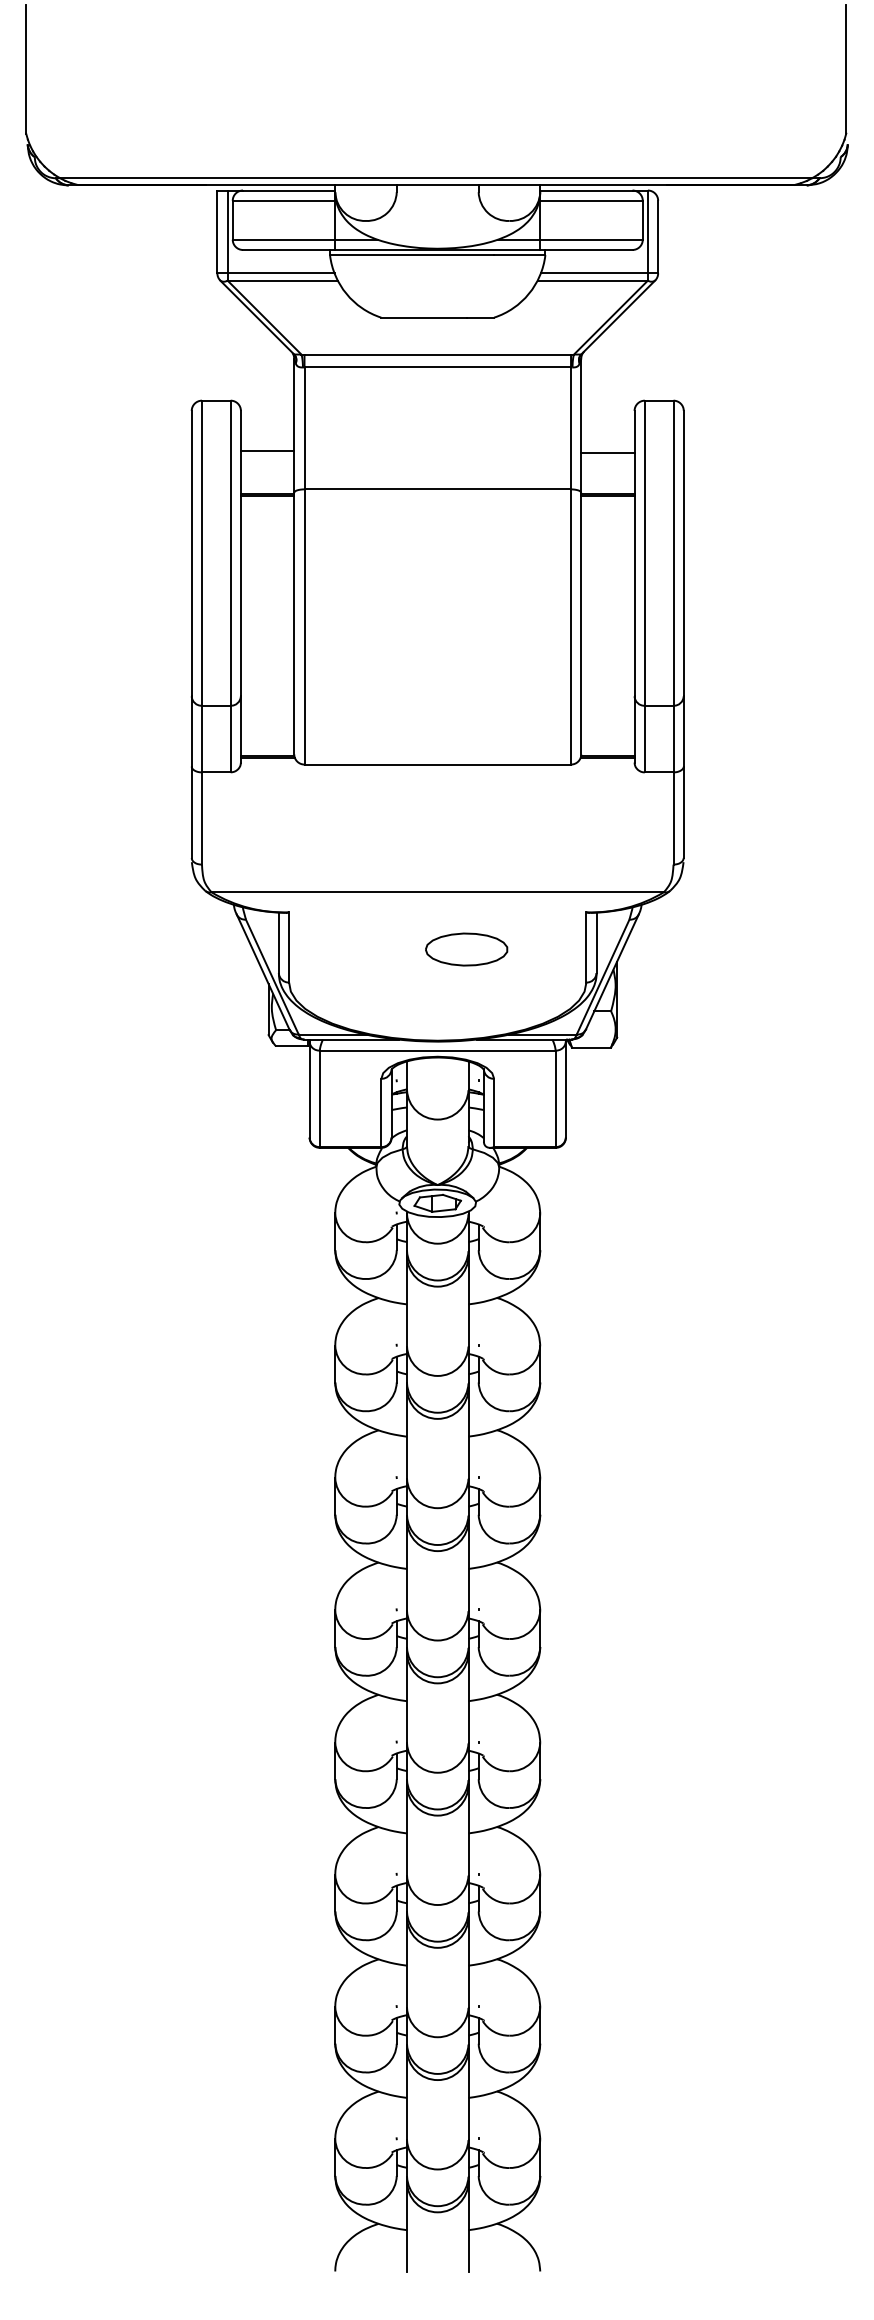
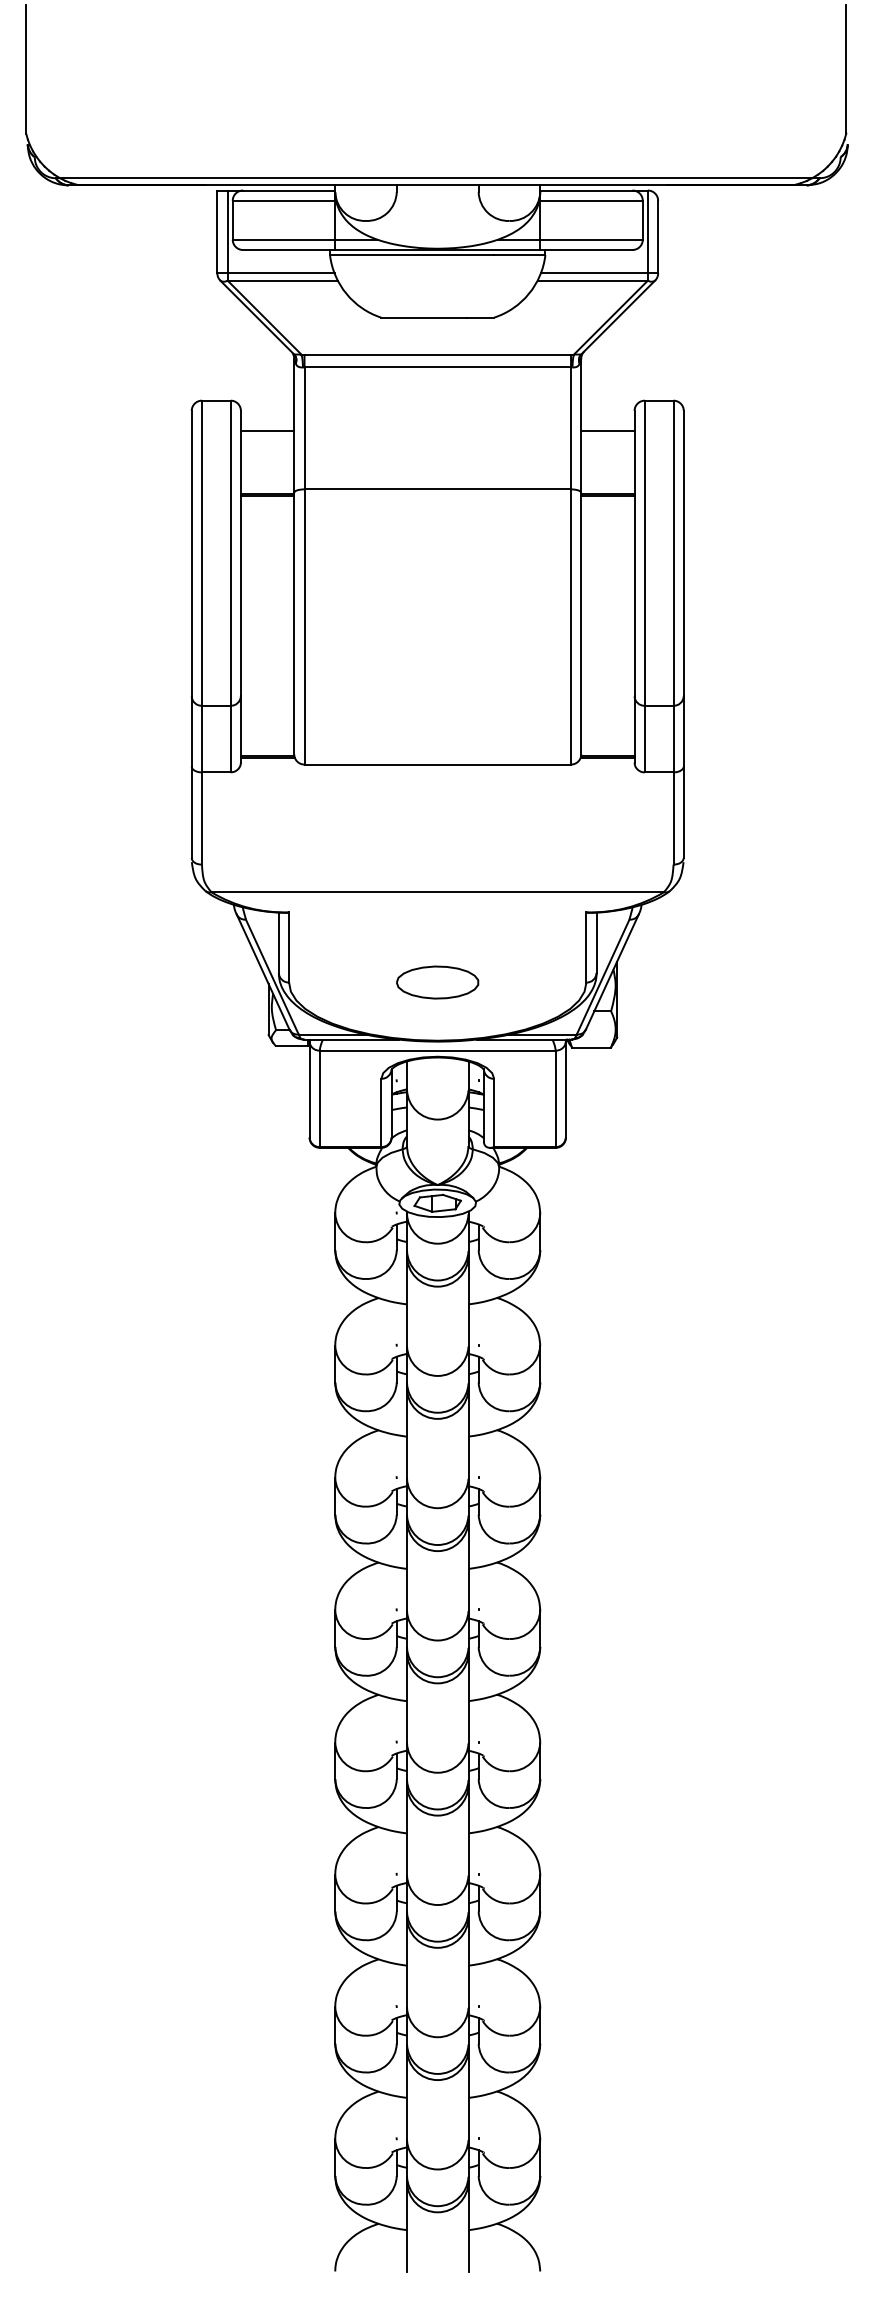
line position: (267, 451) -> (267, 431) (267, 431)
line position: (607, 453) -> (607, 431) (607, 431)
part position: (466, 949) -> (437, 982) (437, 982)
